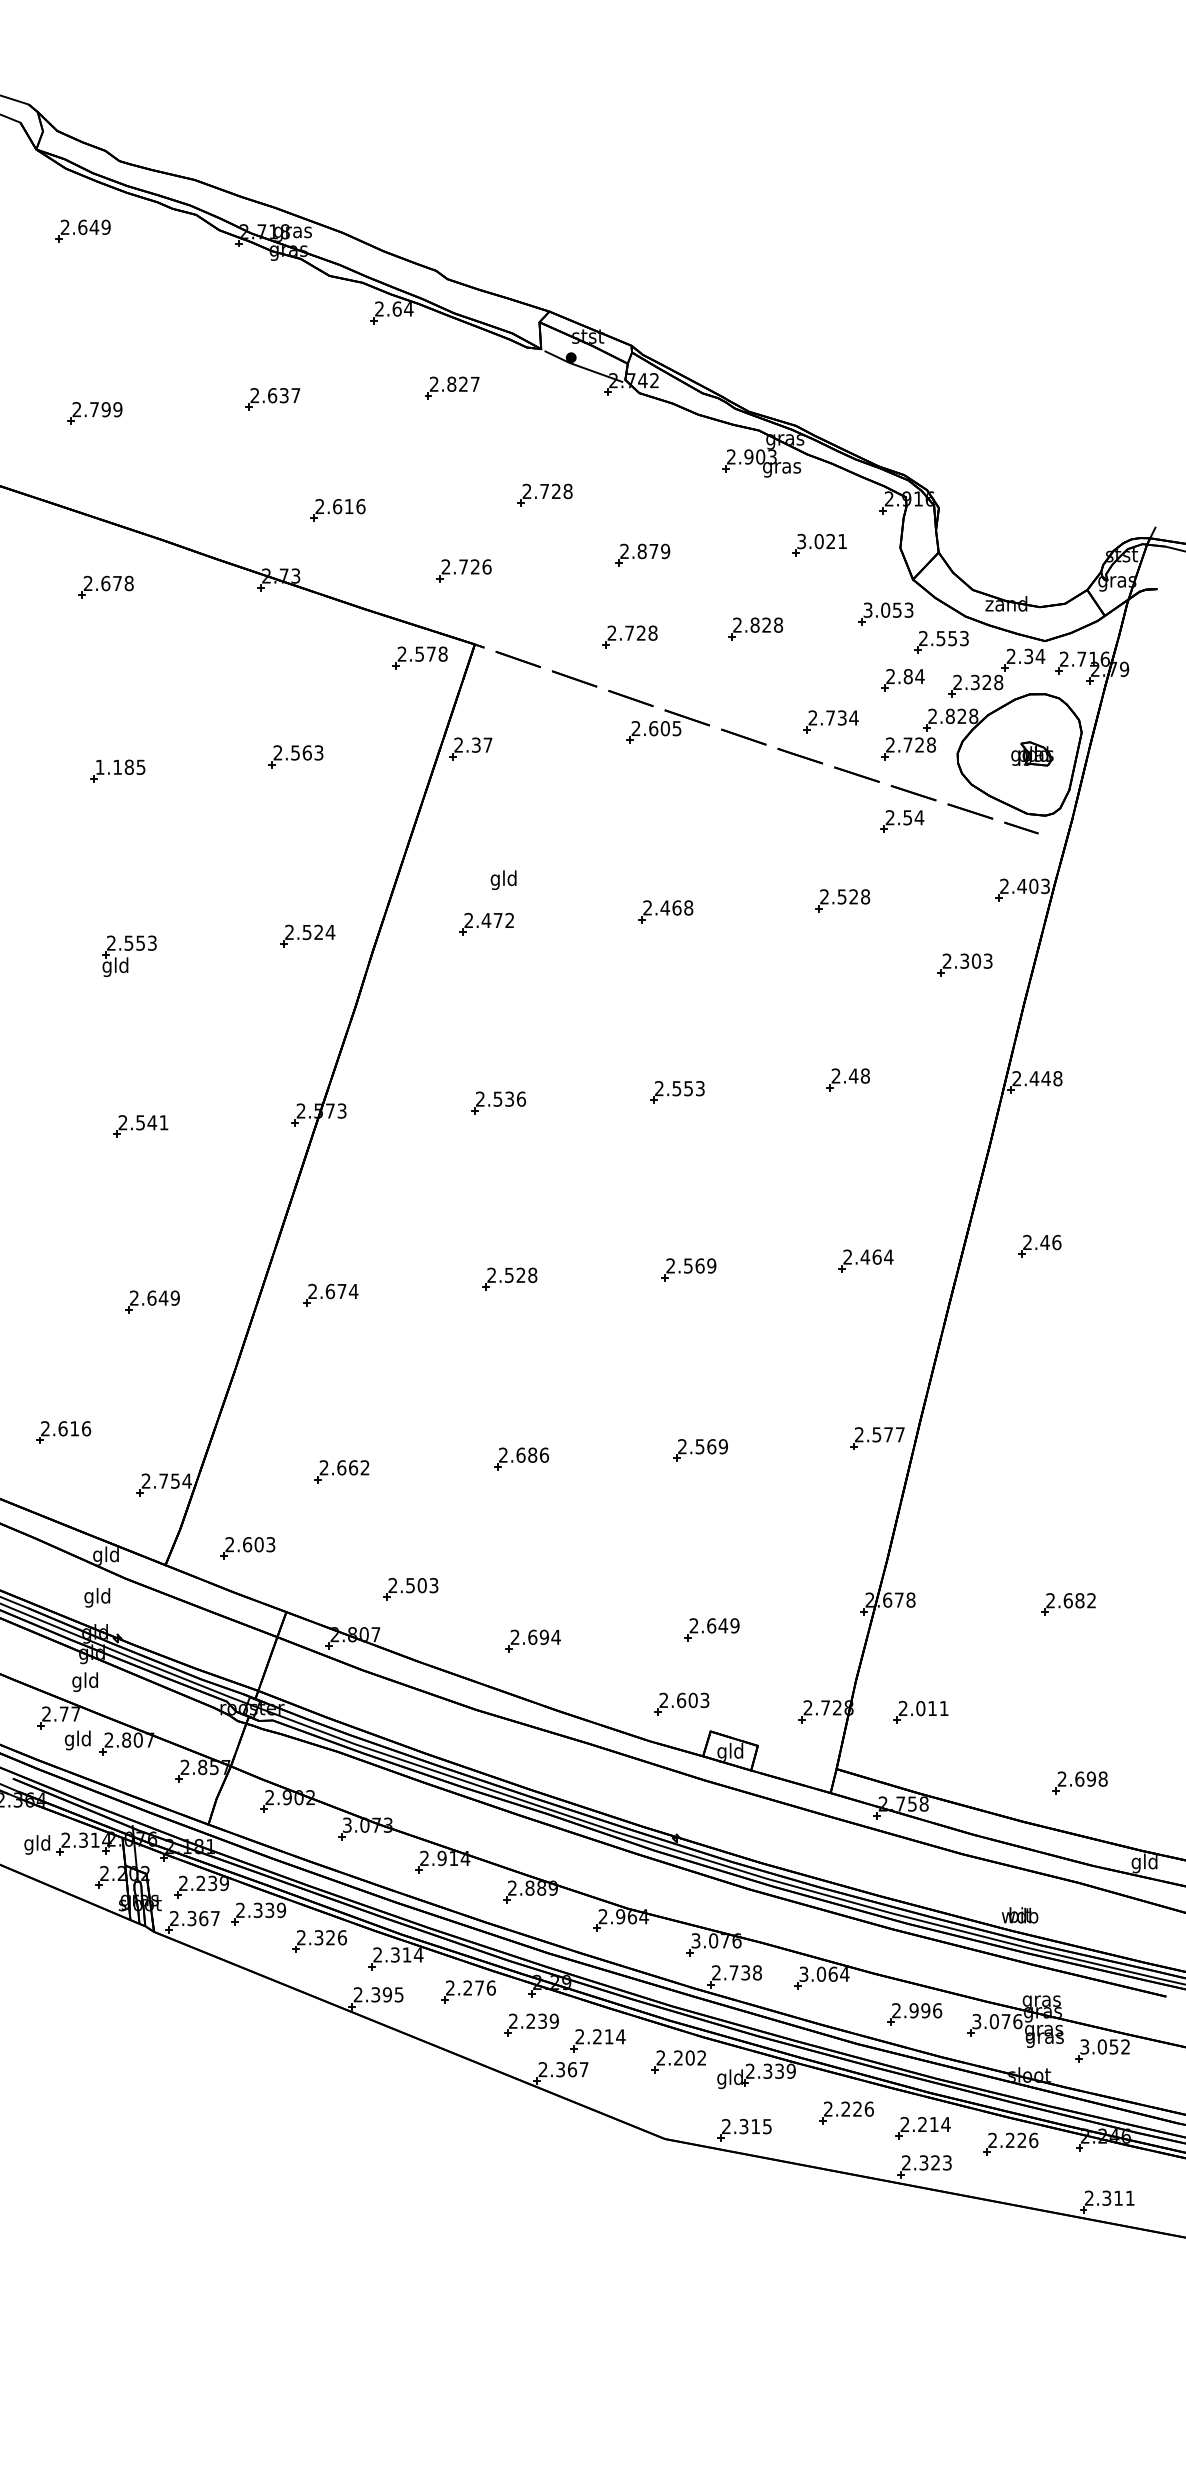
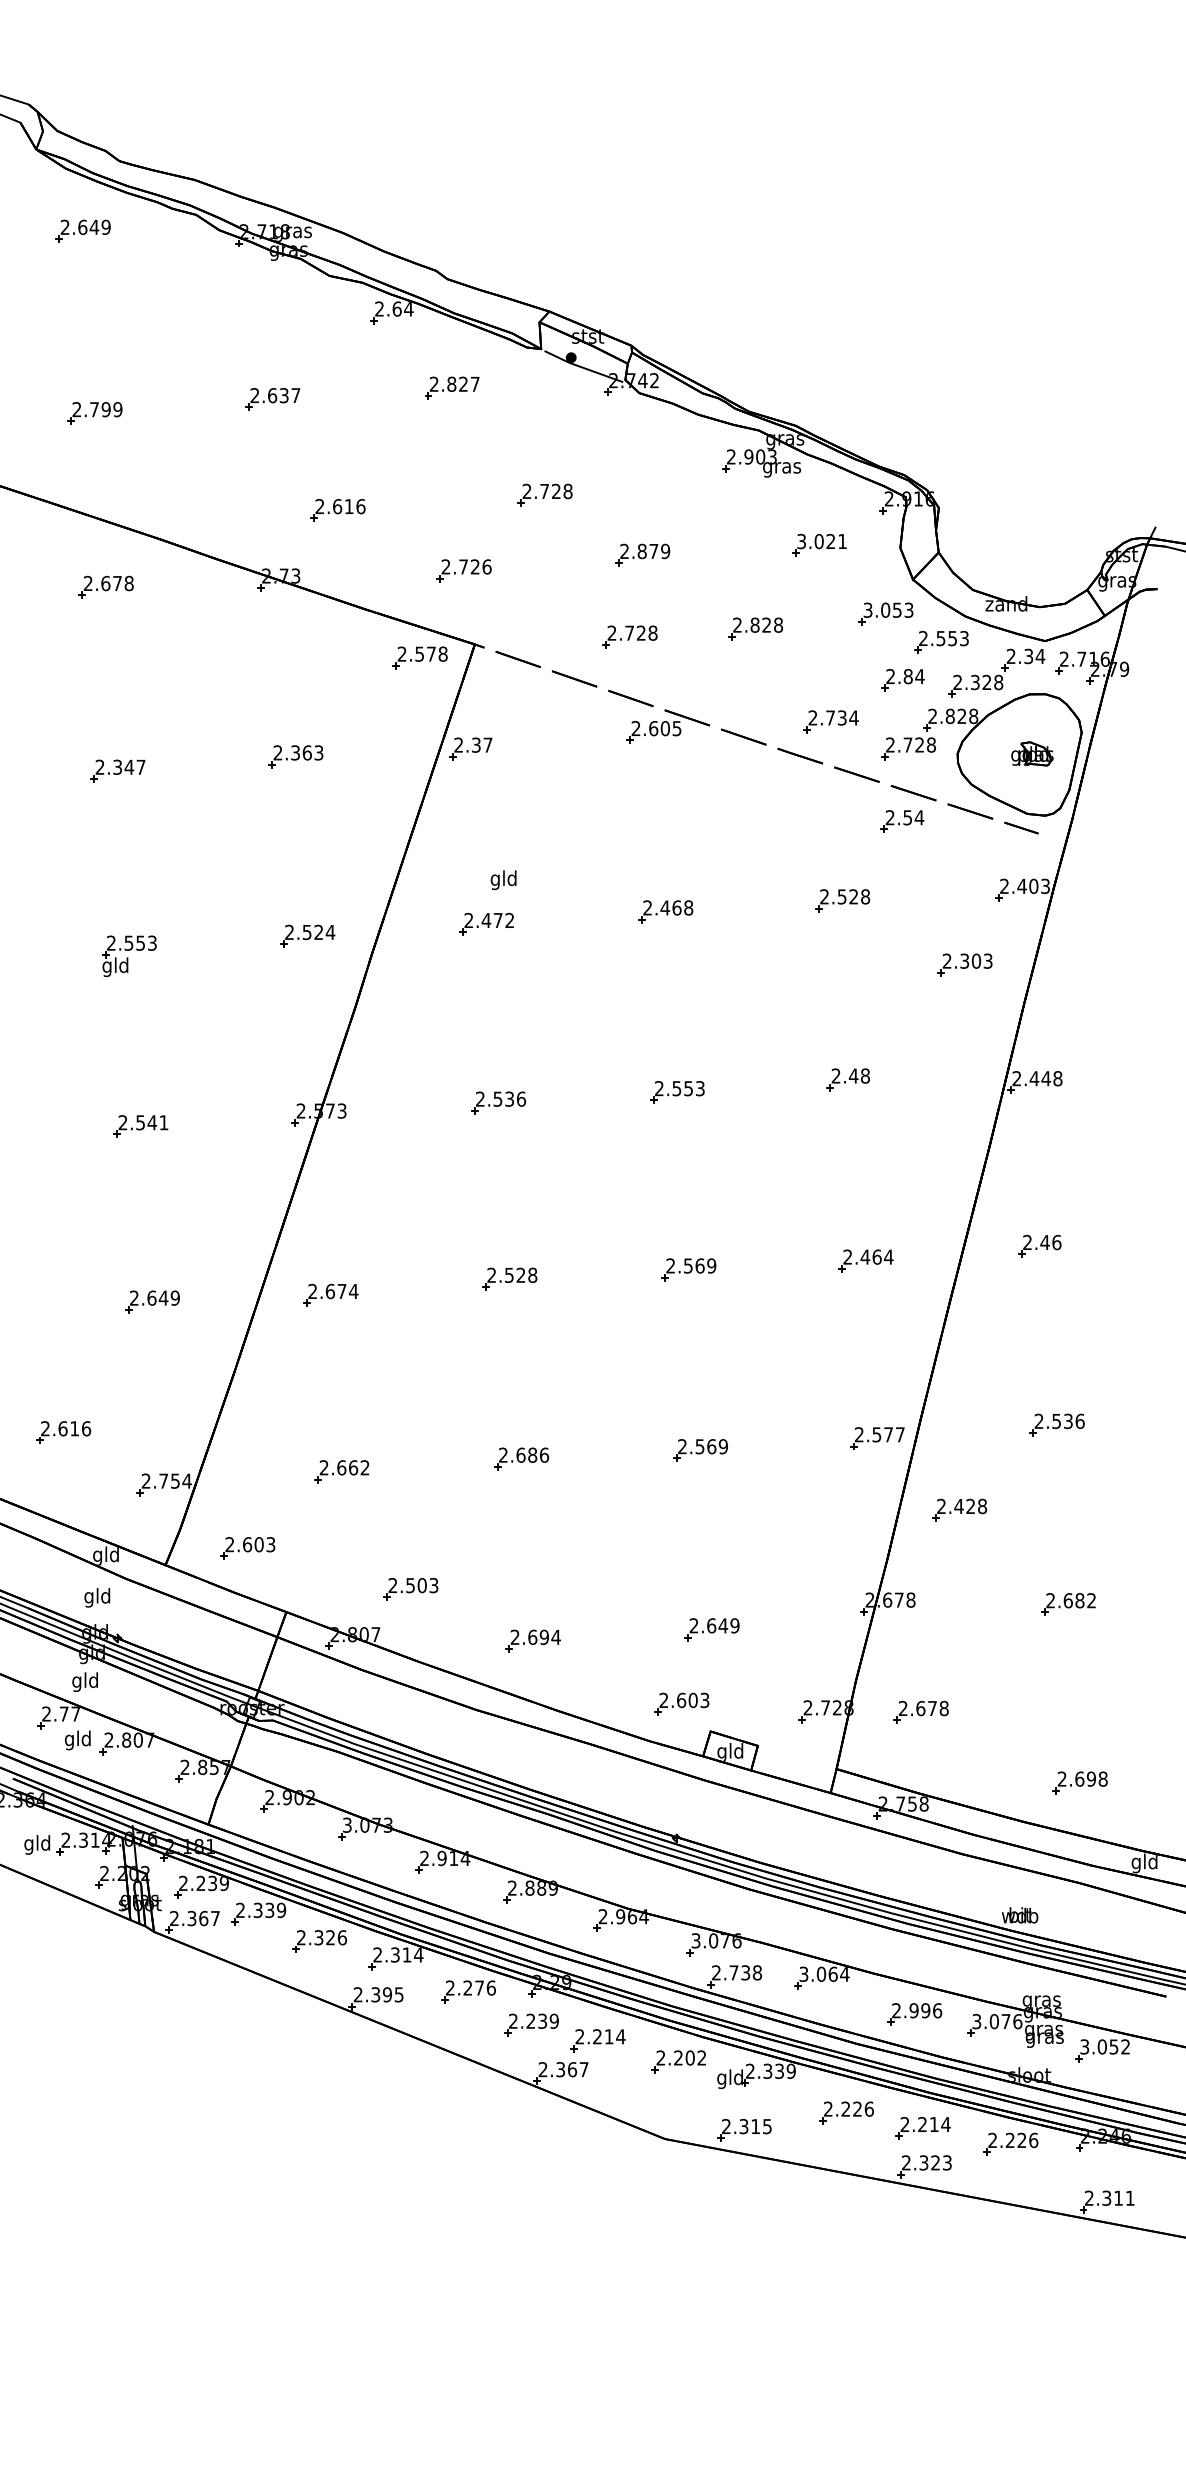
text: 2.563 -> 2.363 (295, 752)
text: 1.185 -> 2.347 (120, 766)
part: none -> present (1056, 1424)
part: none -> present (959, 1509)
text: 2.011 -> 2.678 (932, 1708)
